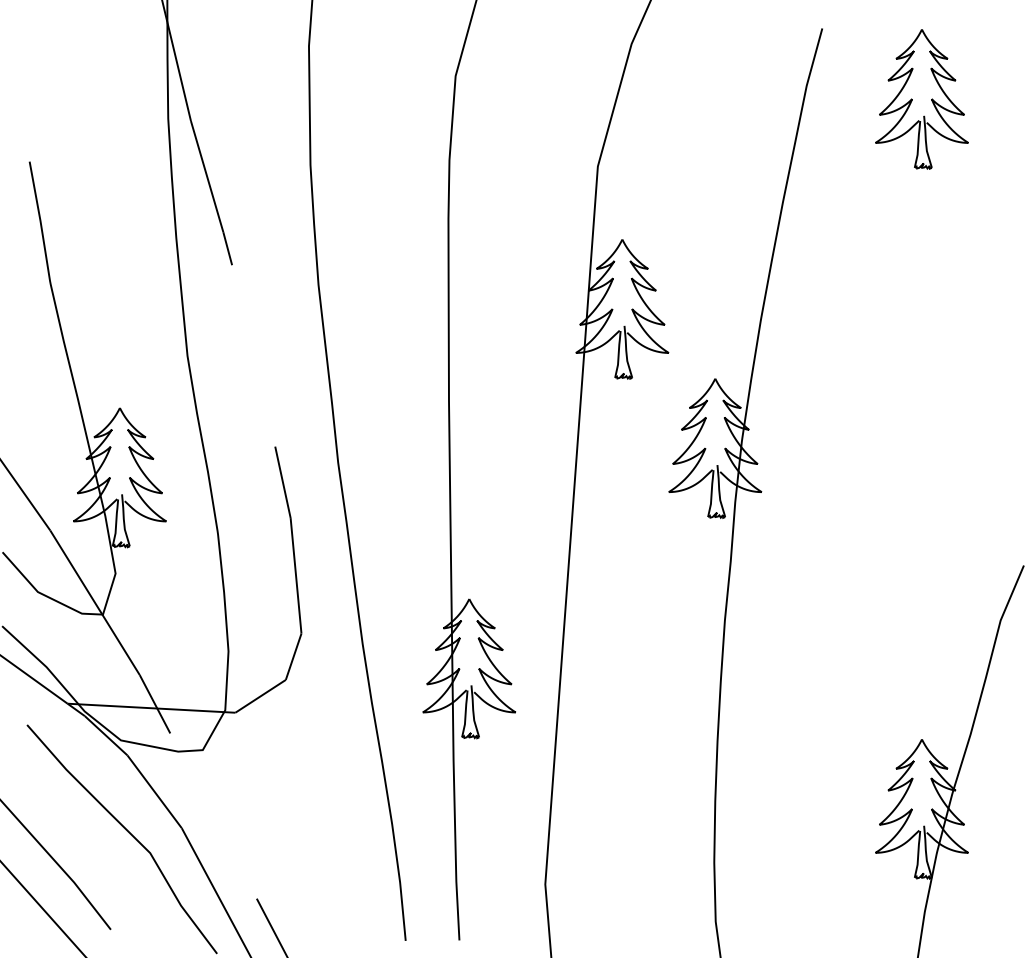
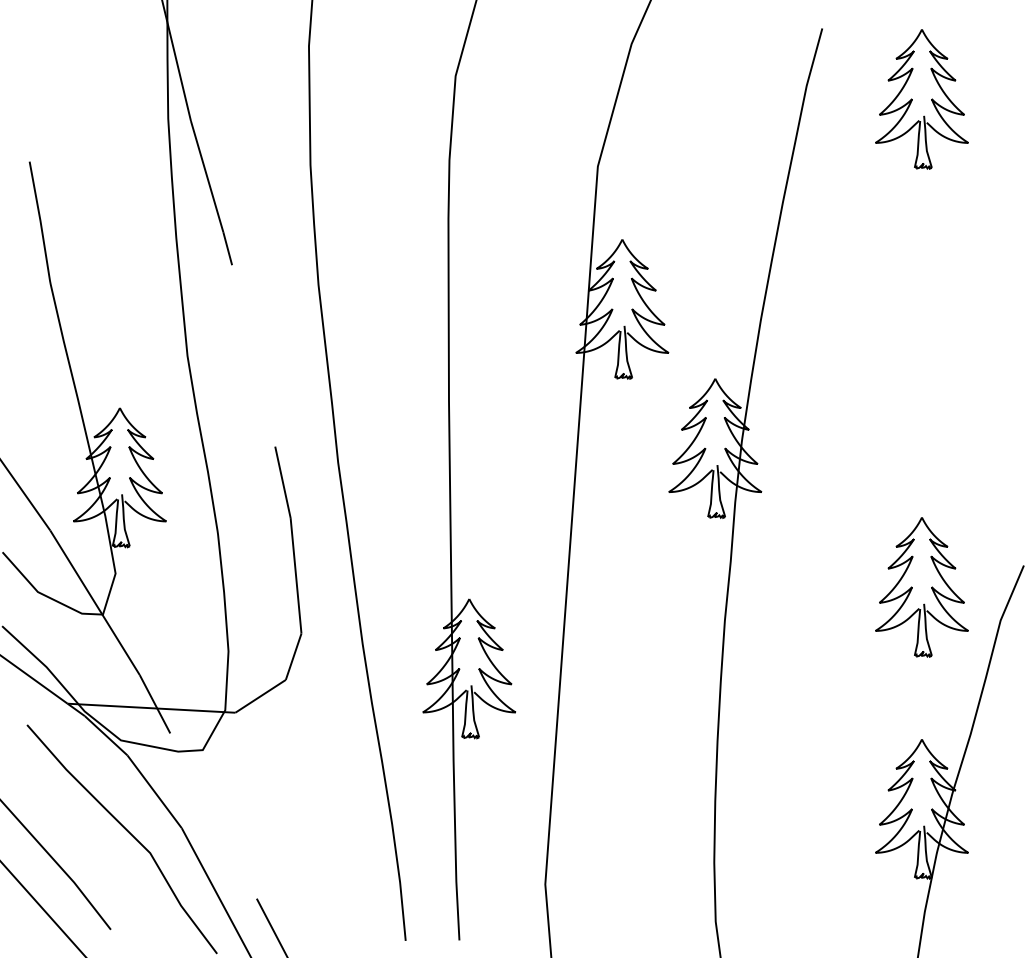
part: none -> present (921, 587)
